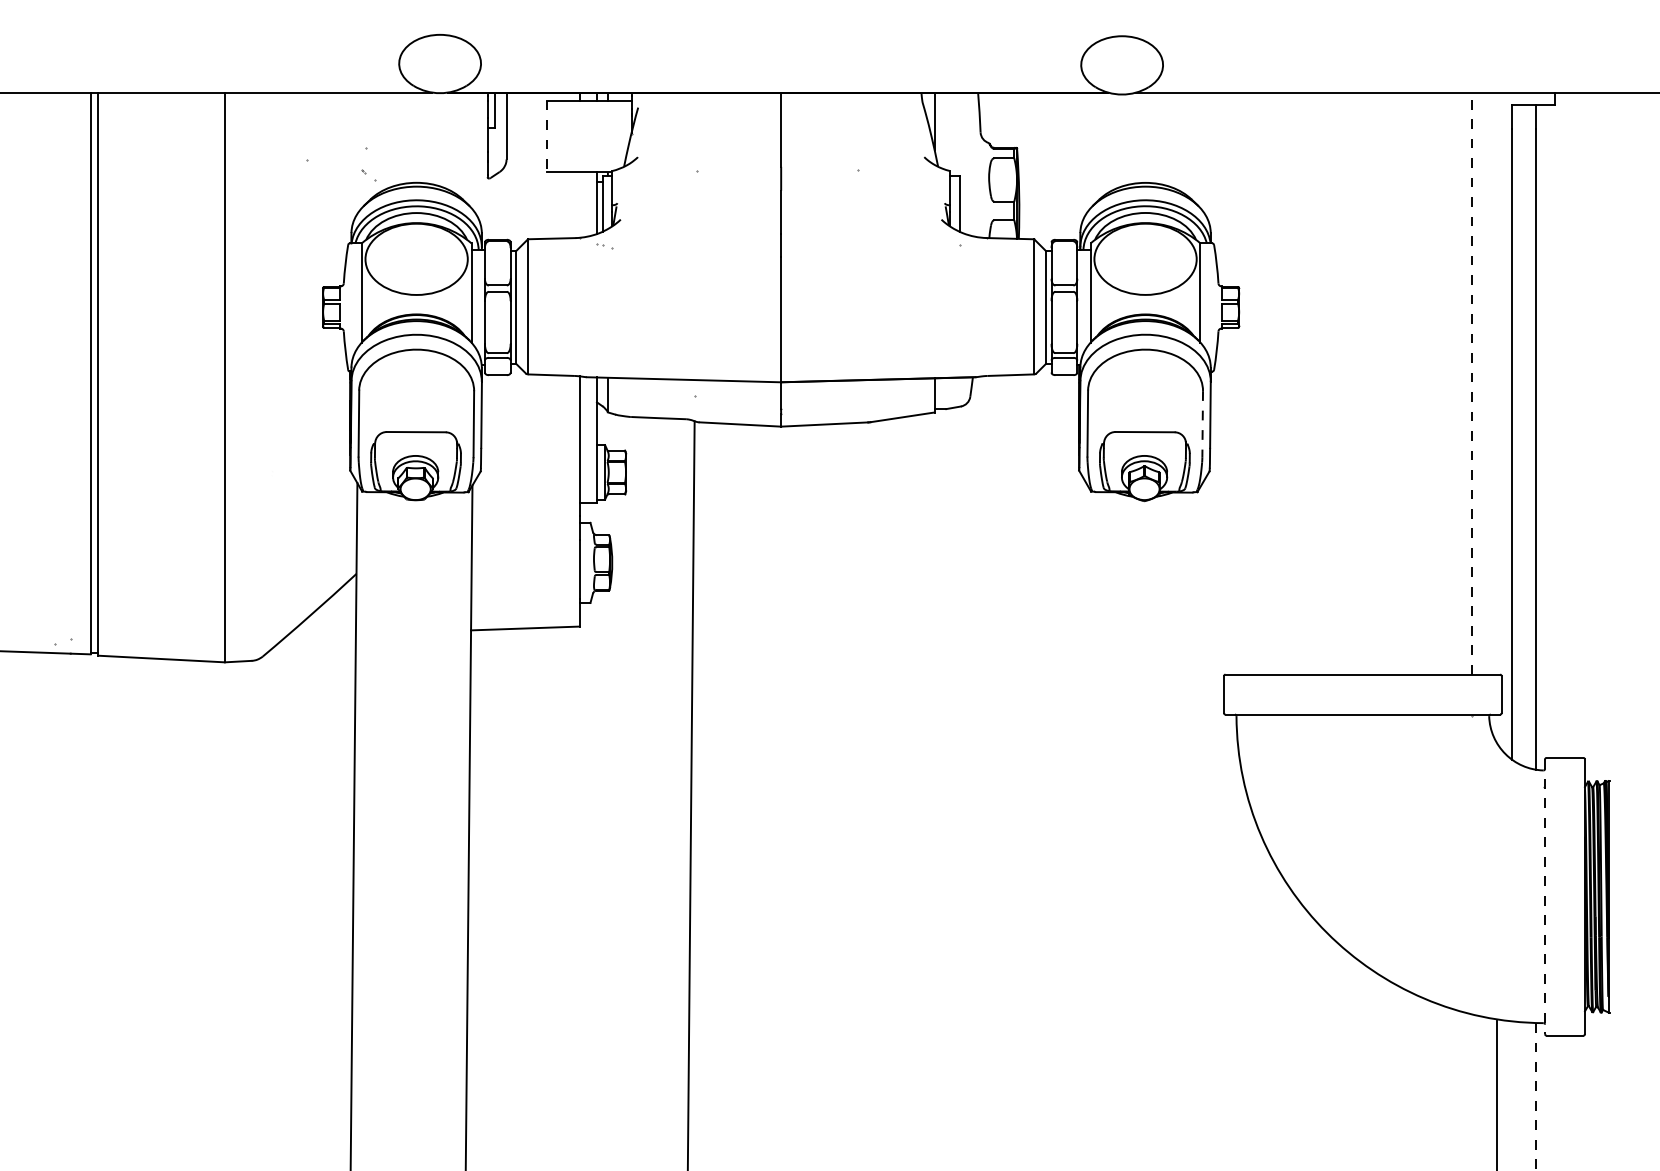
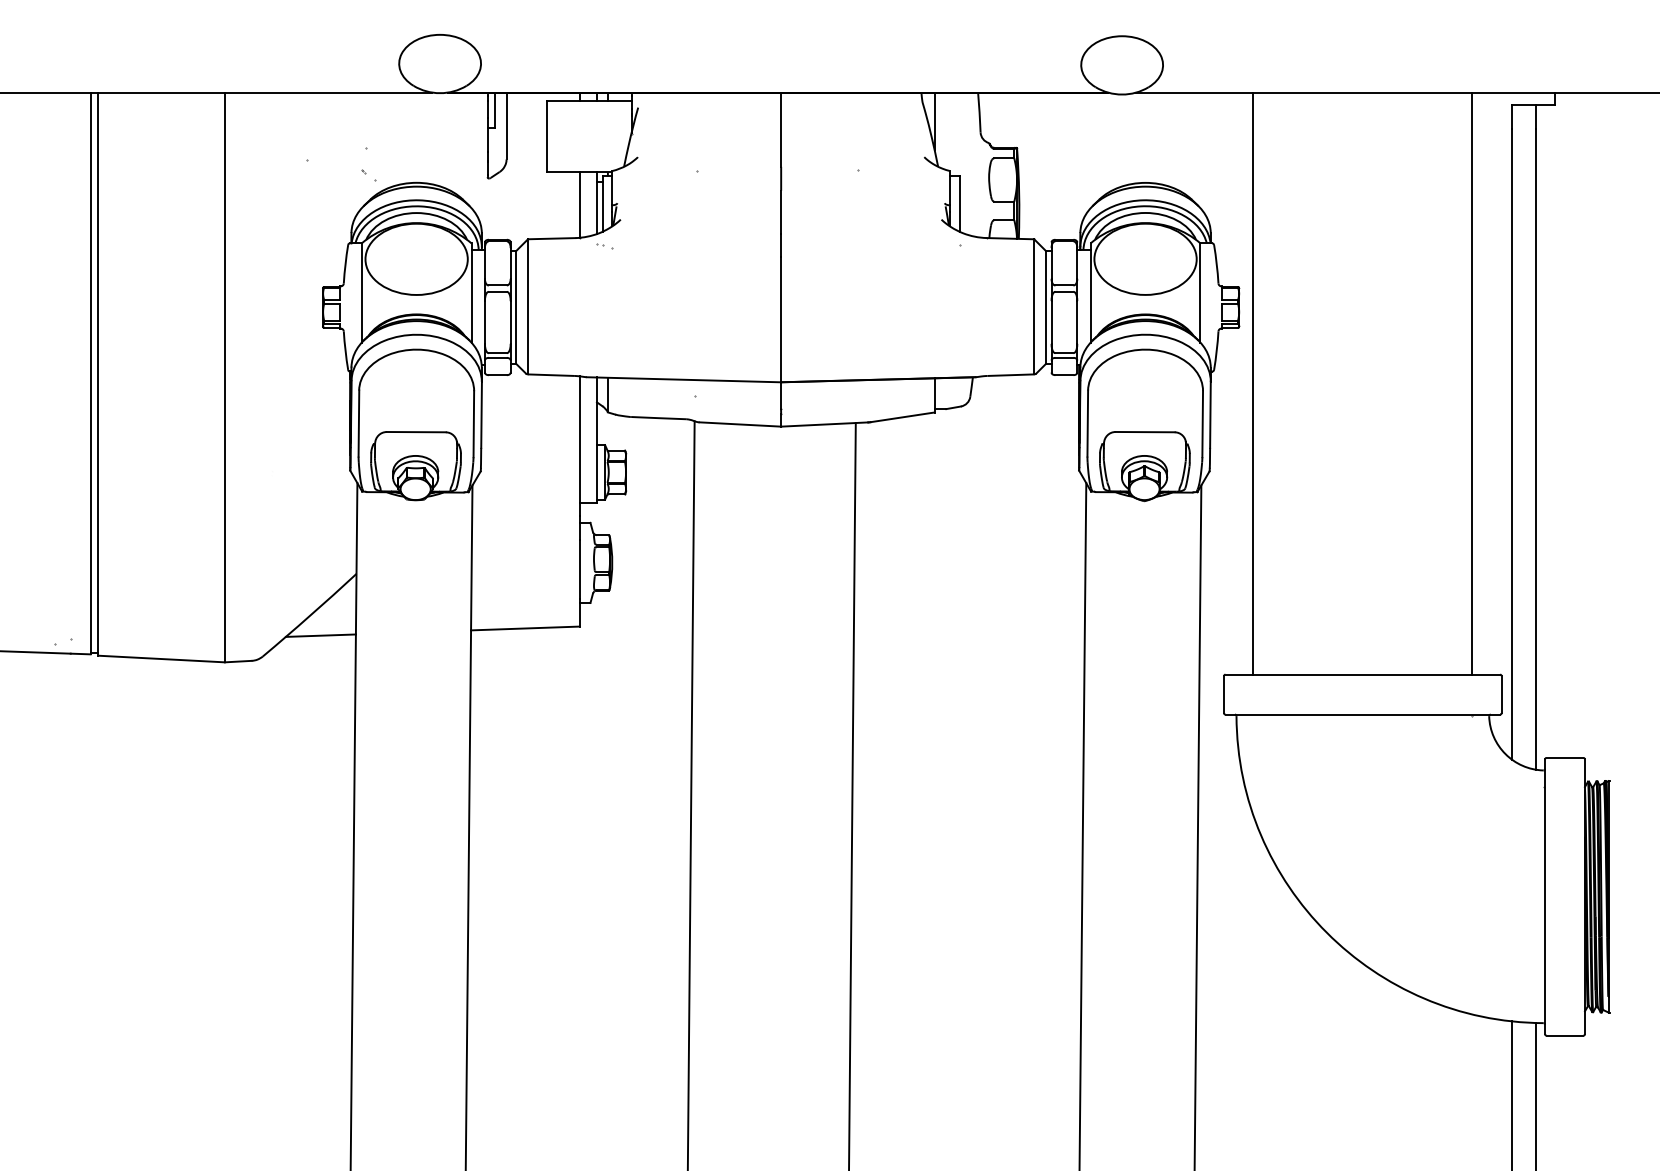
line: dashed -> solid (547, 136)
line: none -> present (579, 204)
line: none -> present (1253, 383)
line: dashed -> solid (1472, 383)
line: dashed -> solid (1202, 424)
line: none -> present (320, 635)
line: none -> present (852, 795)
line: none -> present (1082, 825)
line: none -> present (1197, 826)
line: dashed -> solid (1545, 897)
line position: (1496, 1094) -> (1511, 1094) (1511, 1094)
line: dashed -> solid (1536, 1097)
